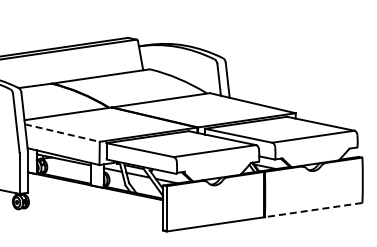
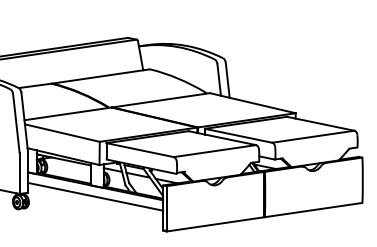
line: dashed -> solid (62, 133)
line: none -> present (95, 196)
line: dashed -> solid (313, 210)
